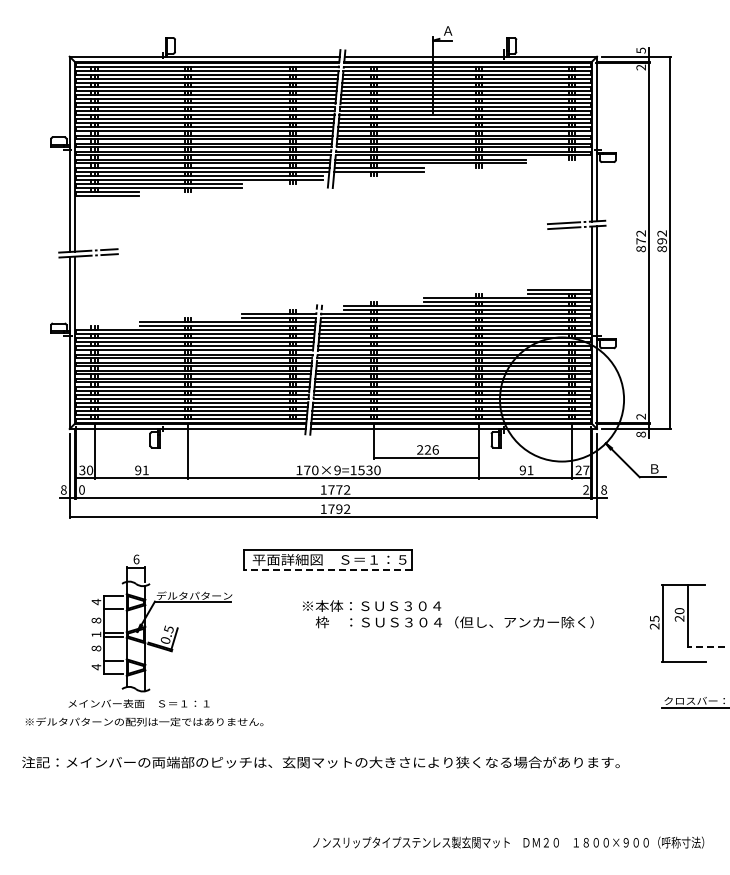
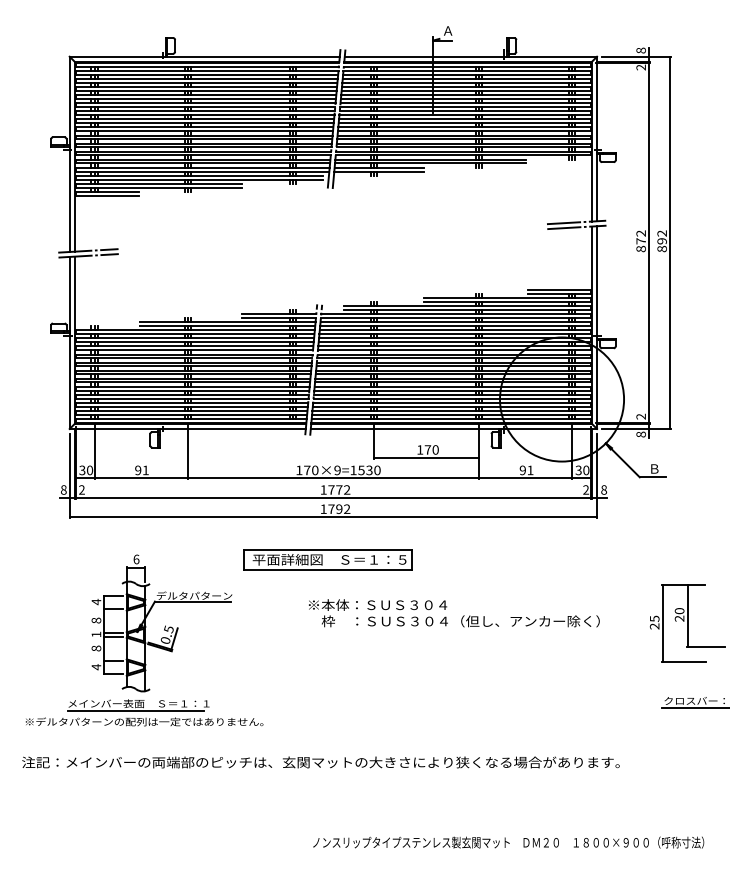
text: 5 -> 8 (640, 50)
text: 226 -> 170 (427, 449)
text: 27 -> 30 (582, 470)
text: 0 -> 2 (81, 489)
line: dashed -> solid (327, 570)
text position: (448, 614) -> (454, 613) (454, 613)
line: dashed -> solid (705, 646)
line: none -> present (136, 710)
